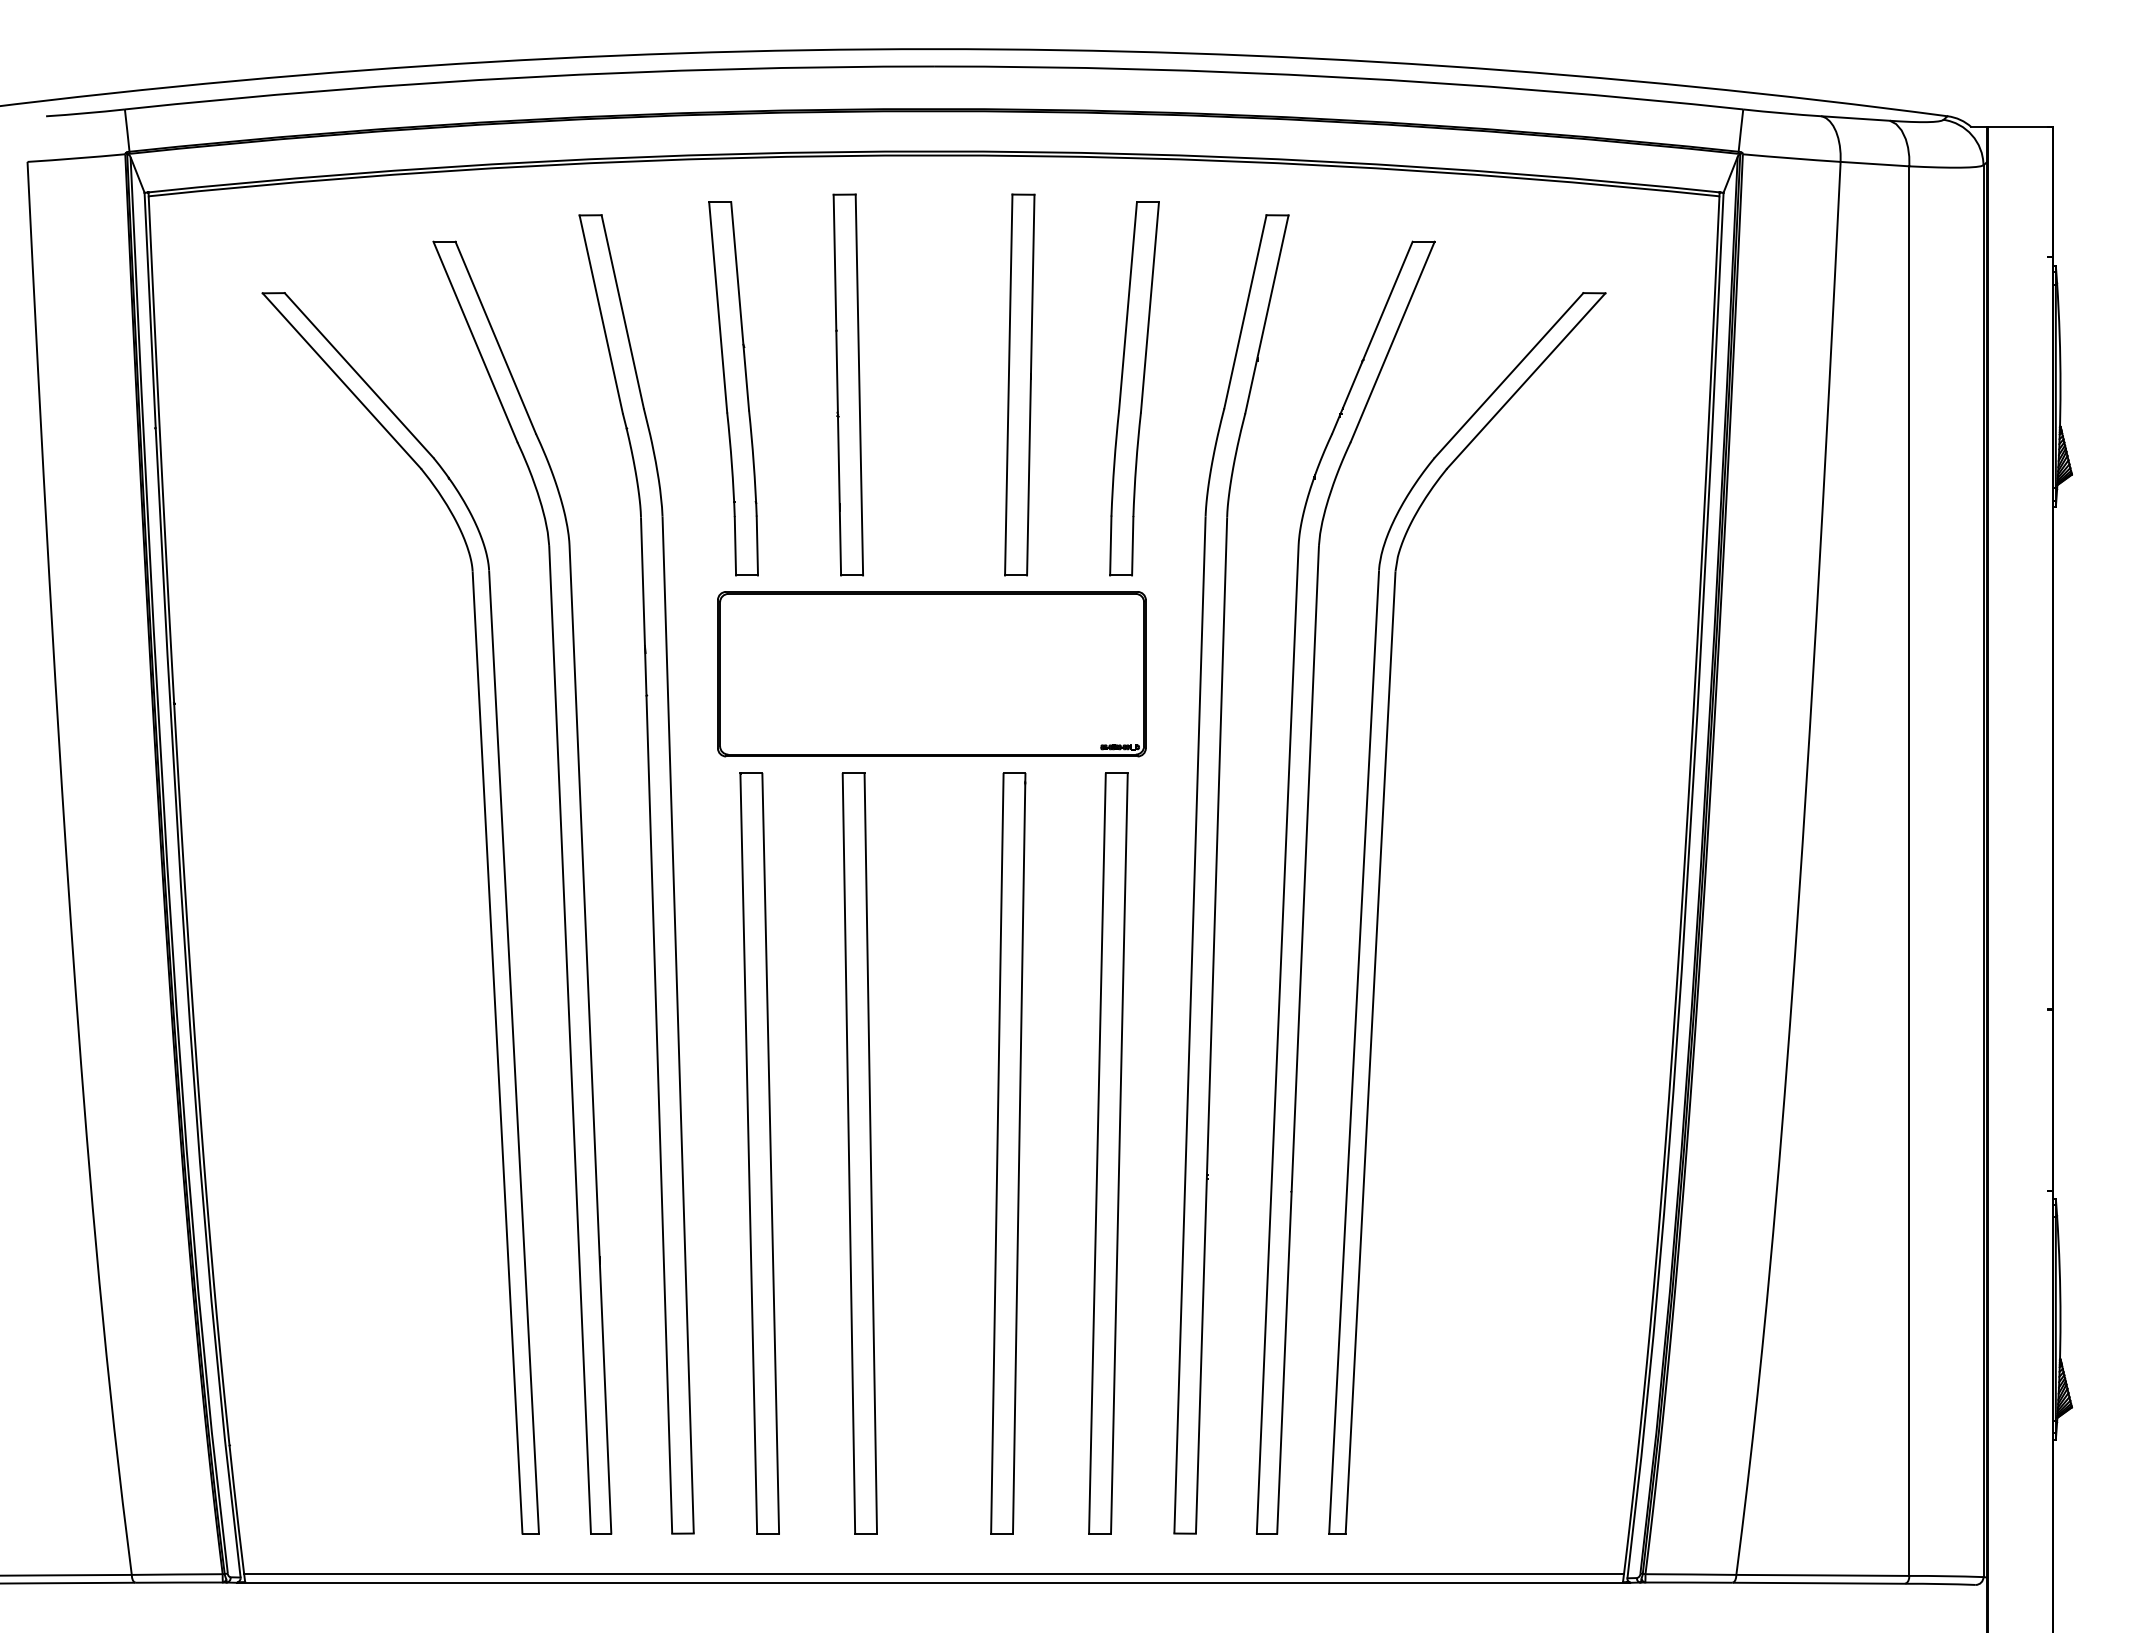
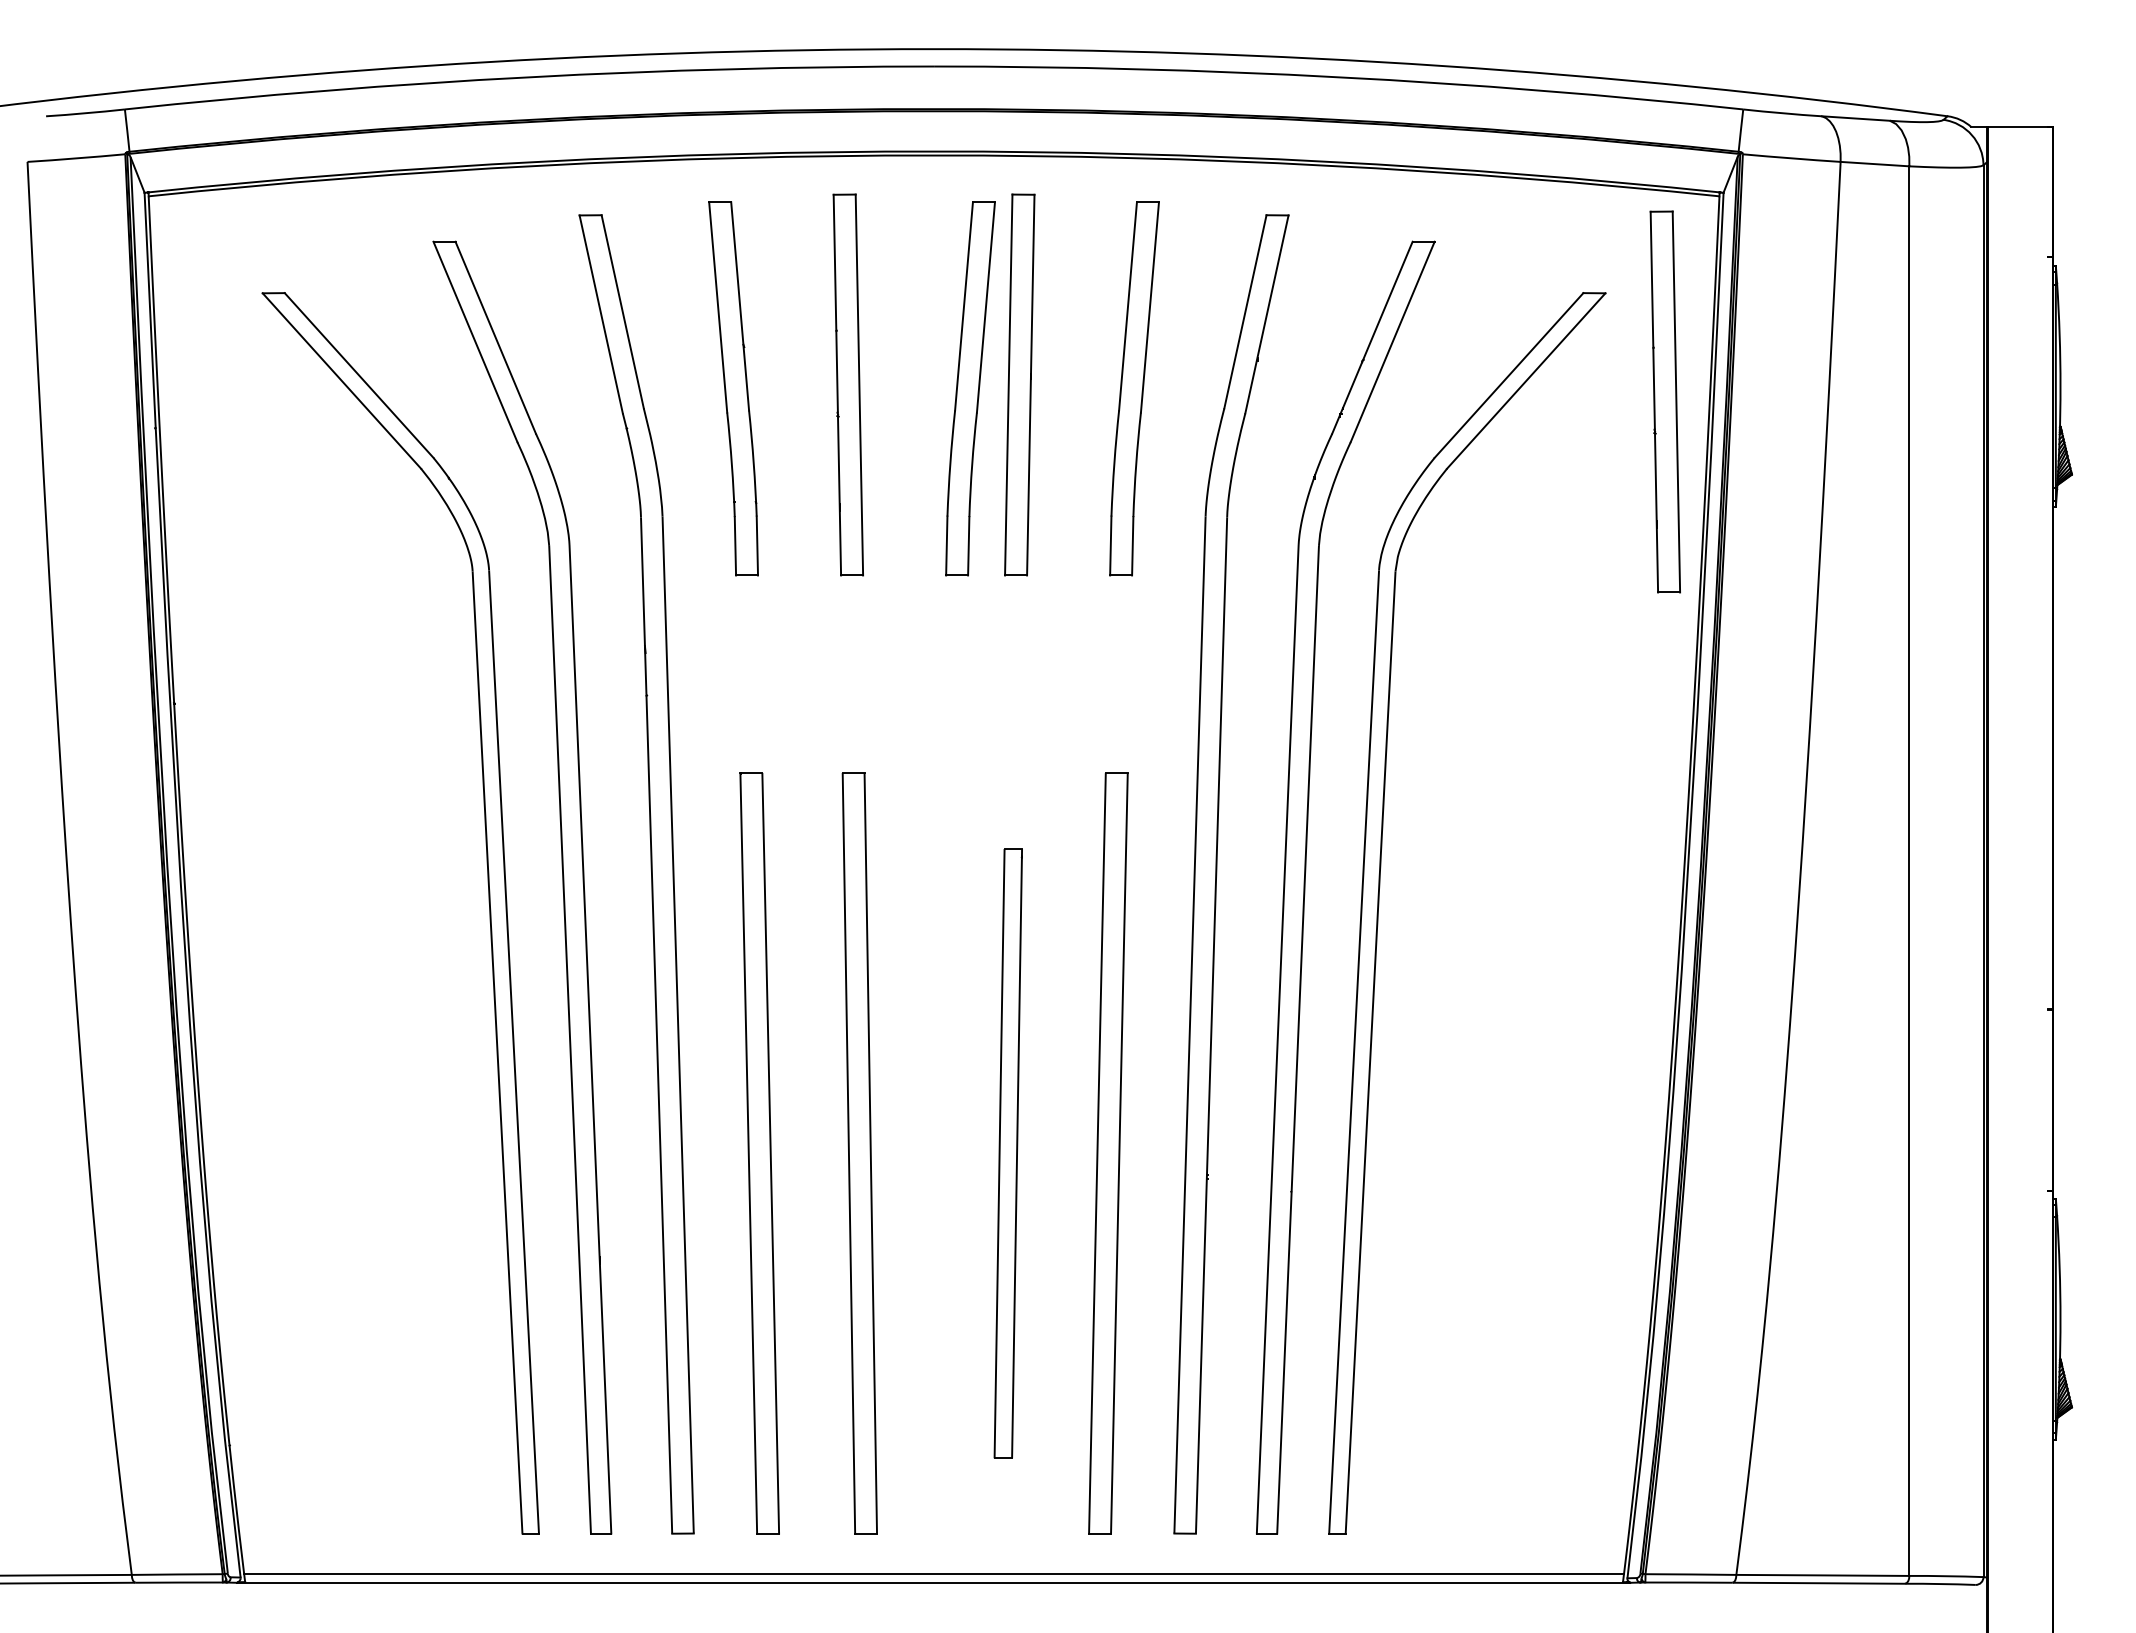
part: none -> present (970, 388)
part: none -> present (1664, 401)
part: present -> none (931, 674)
part size: 37x763 px -> 30x611 px (1007, 1153)
